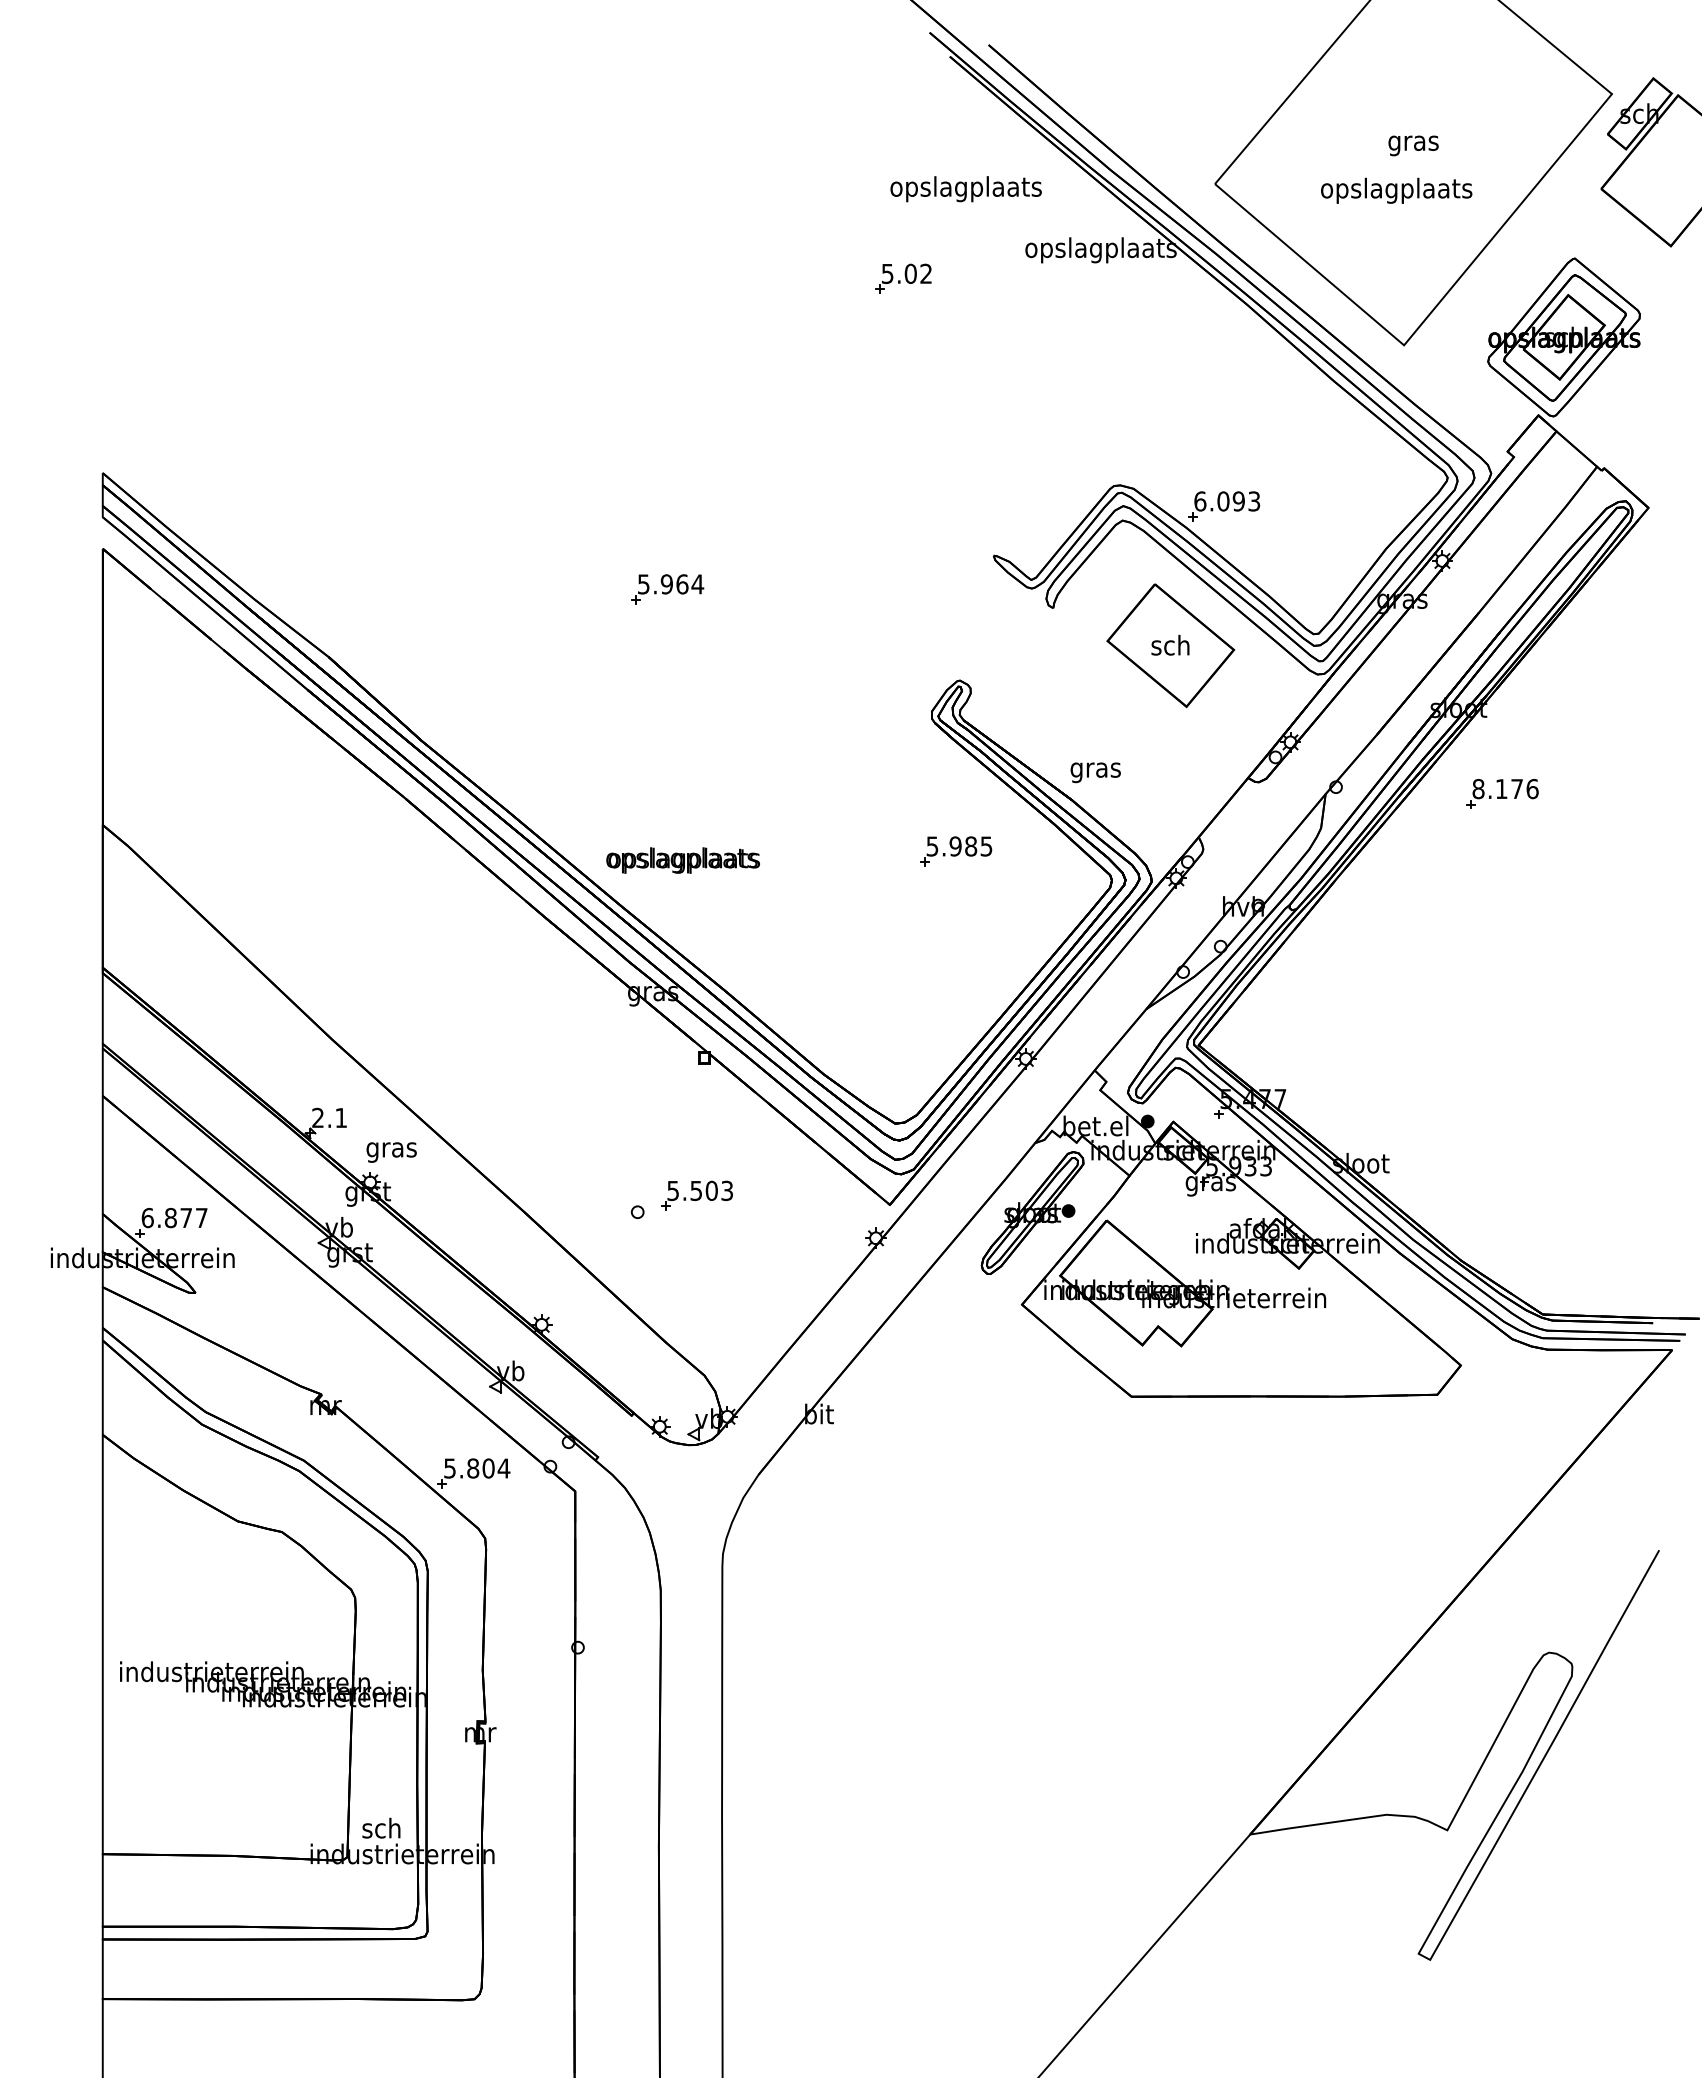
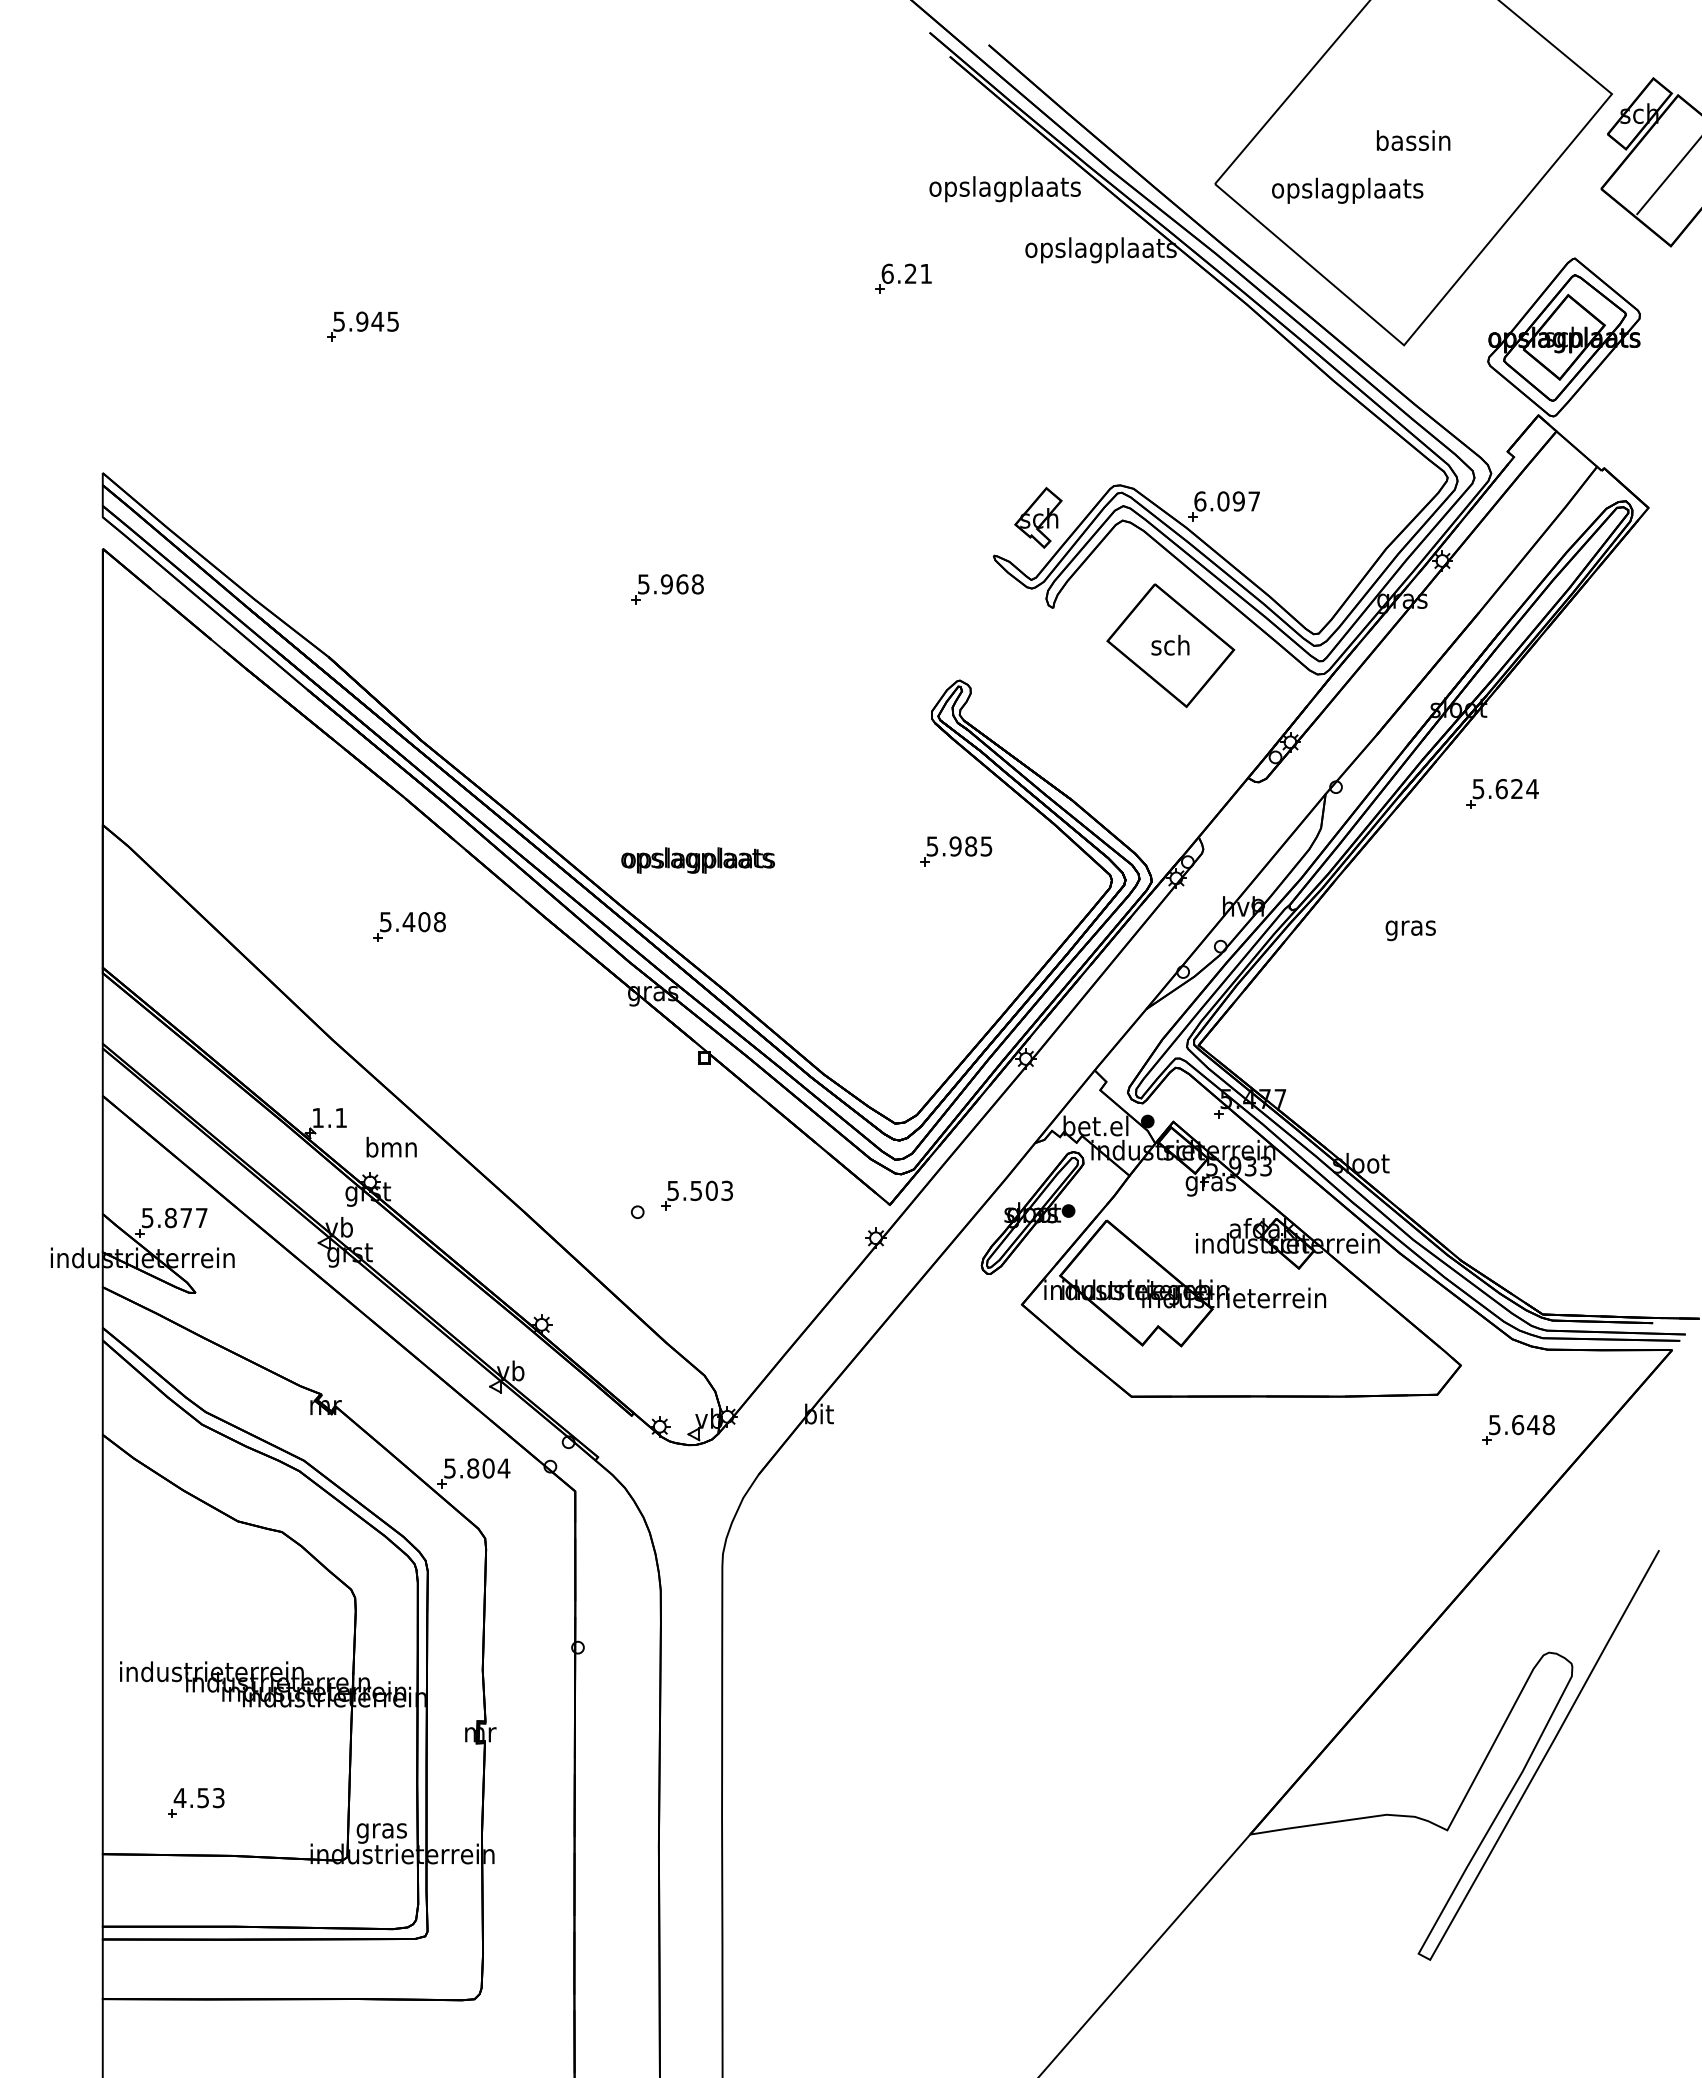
text: gras -> bassin (1413, 143)
line: none -> present (1667, 177)
text position: (965, 189) -> (1004, 189) (1004, 189)
text position: (1396, 190) -> (1347, 190) (1347, 190)
text: 5.02 -> 6.21 (906, 273)
part: none -> present (362, 326)
text: 6.093 -> 6.097 (1254, 501)
part: none -> present (1038, 517)
text: 5.964 -> 5.968 (697, 584)
text position: (1095, 772) -> (1410, 930) (1410, 930)
text: 8.176 -> 5.624 (1505, 789)
text position: (682, 860) -> (697, 860) (697, 860)
part: none -> present (409, 926)
text: 2.1 -> 1.1 (317, 1117)
text: gras -> bmn (391, 1149)
text: 6.877 -> 5.877 (147, 1217)
part: none -> present (1518, 1429)
part: none -> present (196, 1802)
text: sch -> gras (381, 1830)
